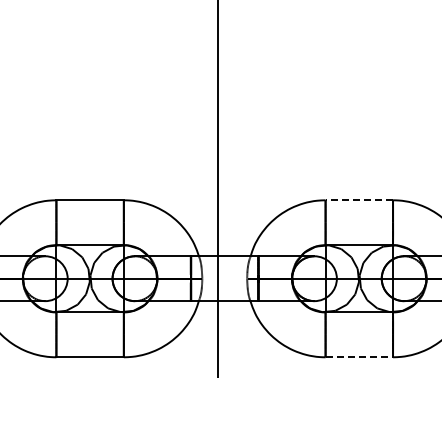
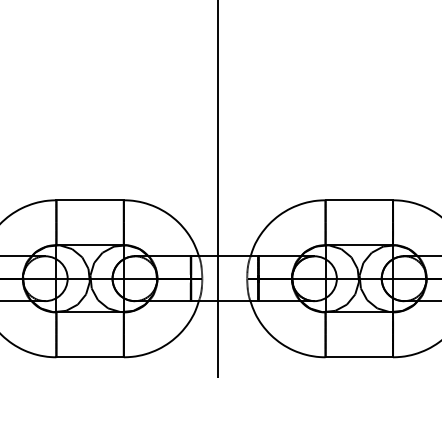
line: dashed -> solid (359, 200)
line: dashed -> solid (359, 357)
